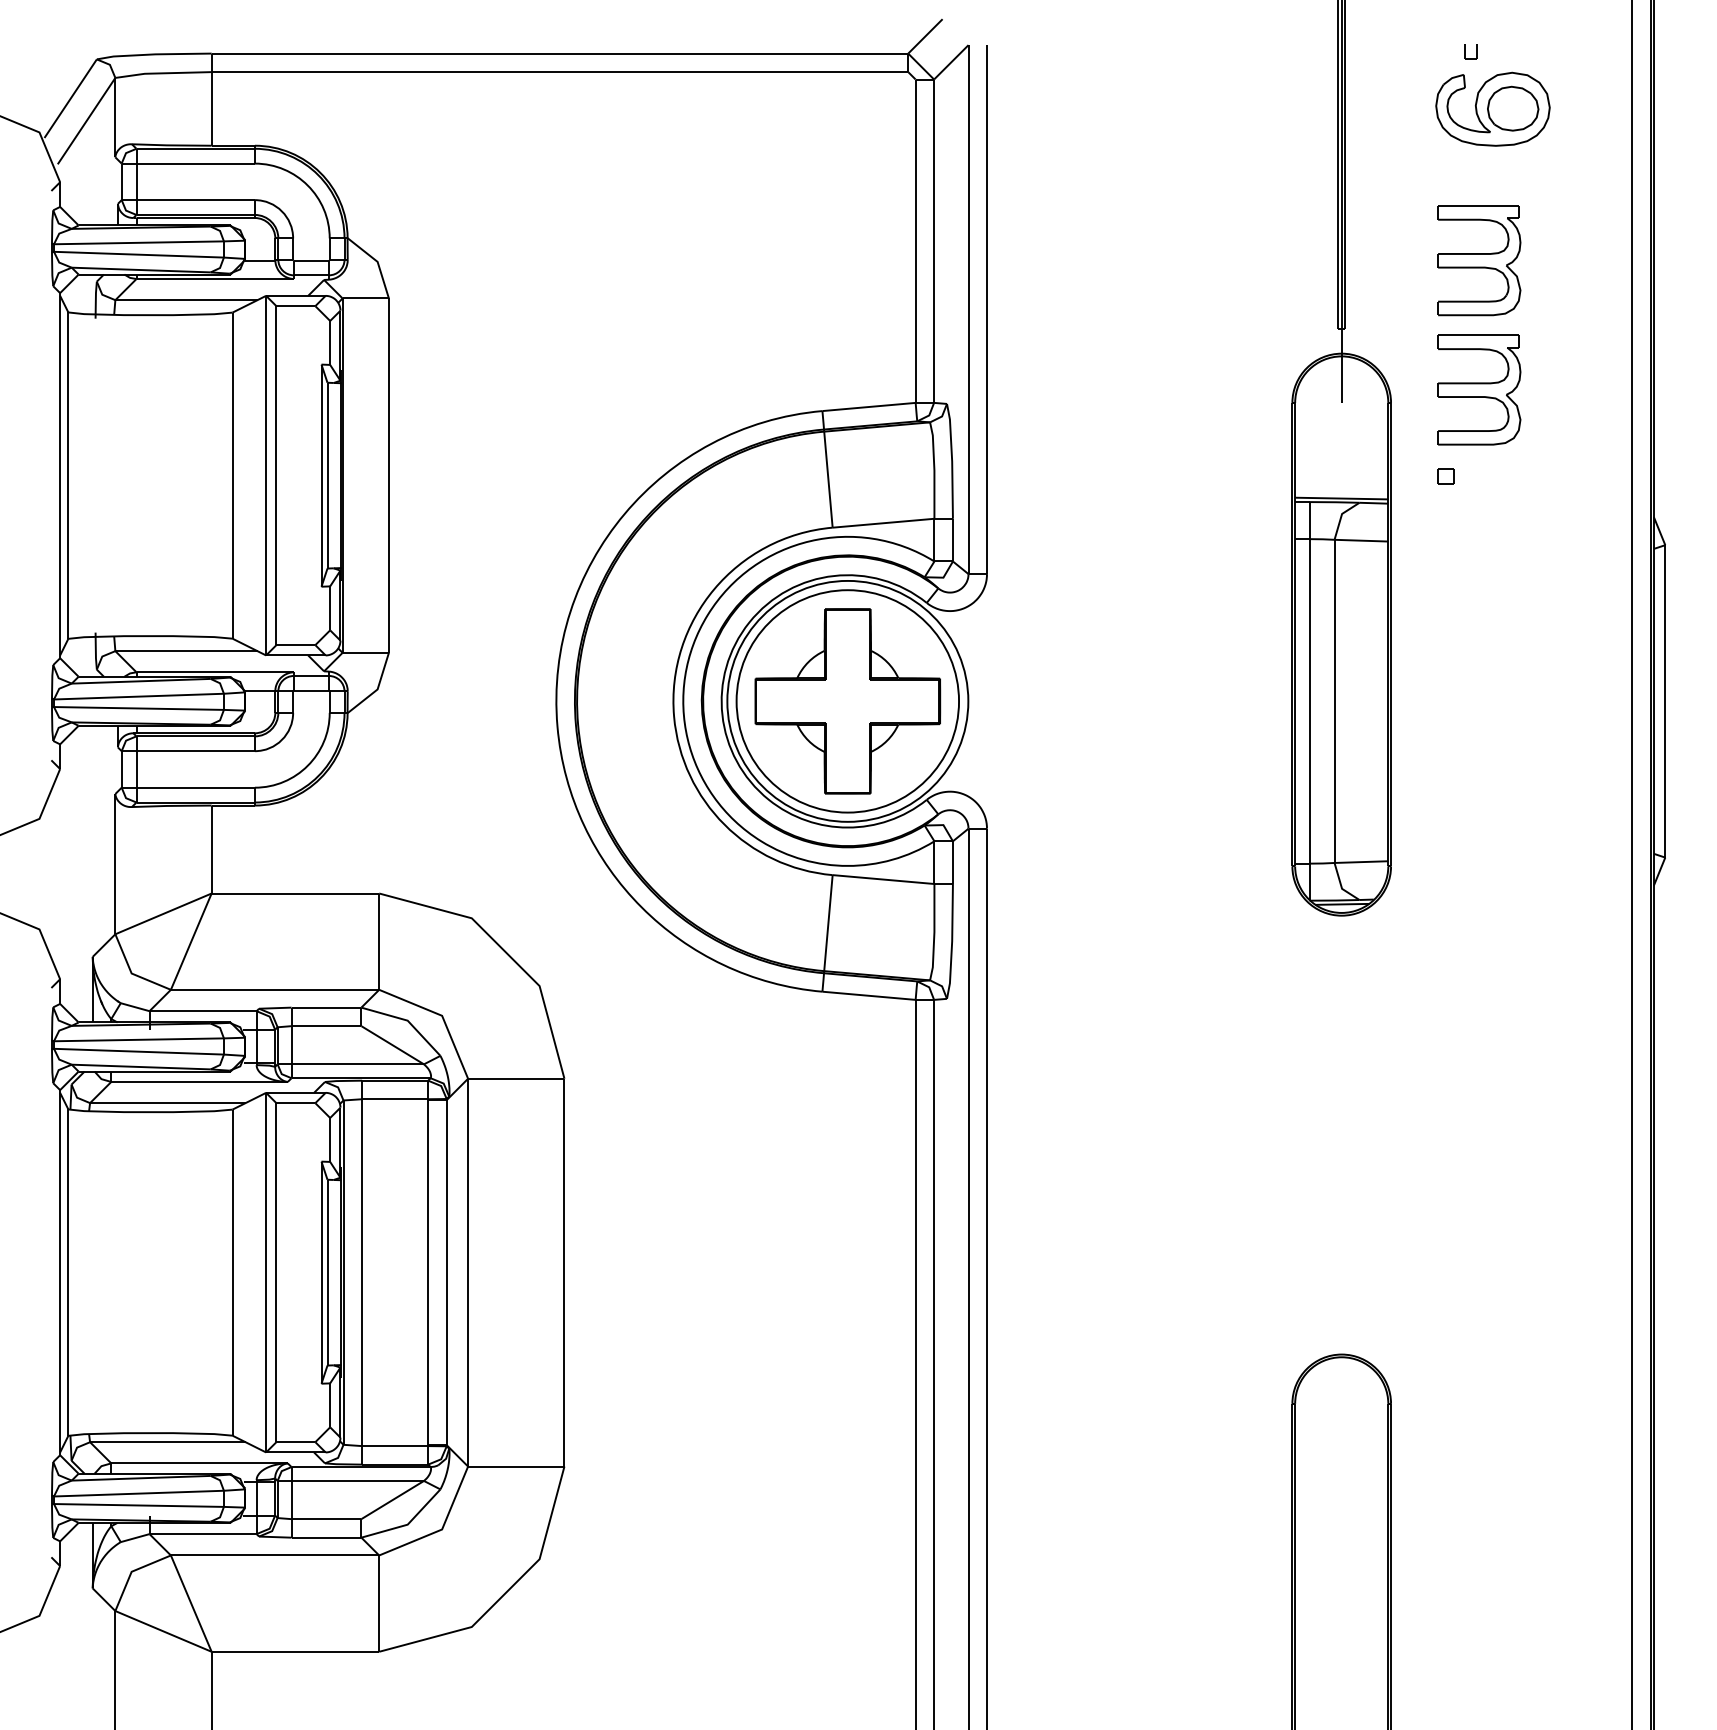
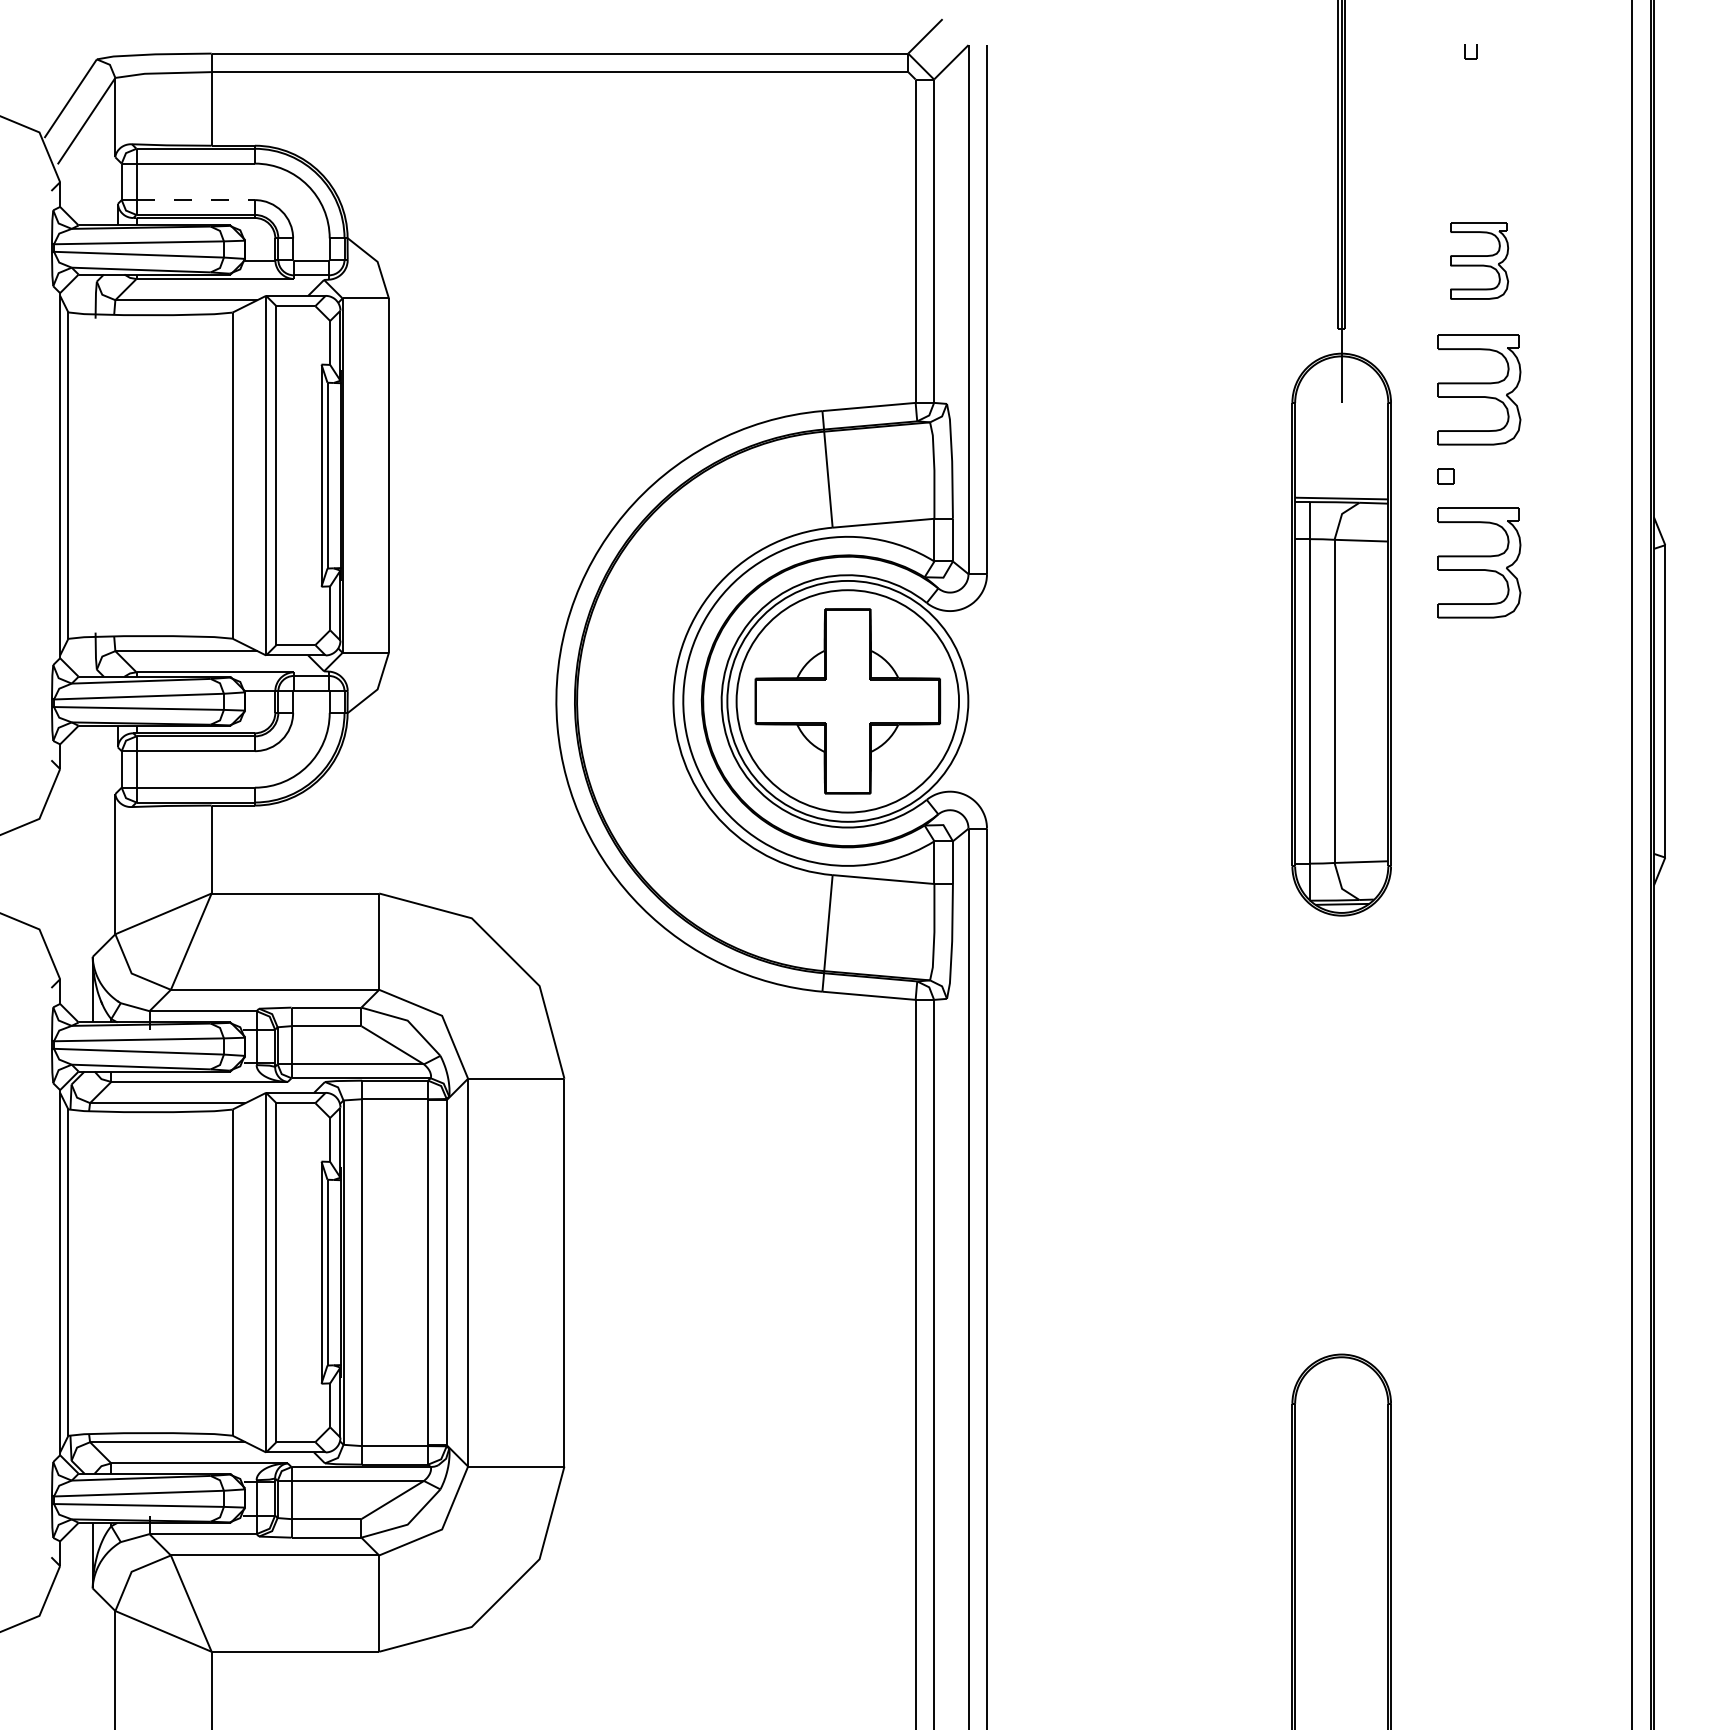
part: present -> none (1492, 108)
line: solid -> dashed (196, 200)
part size: 85x112 px -> 60x78 px (1479, 260)
part: none -> present (1479, 562)
